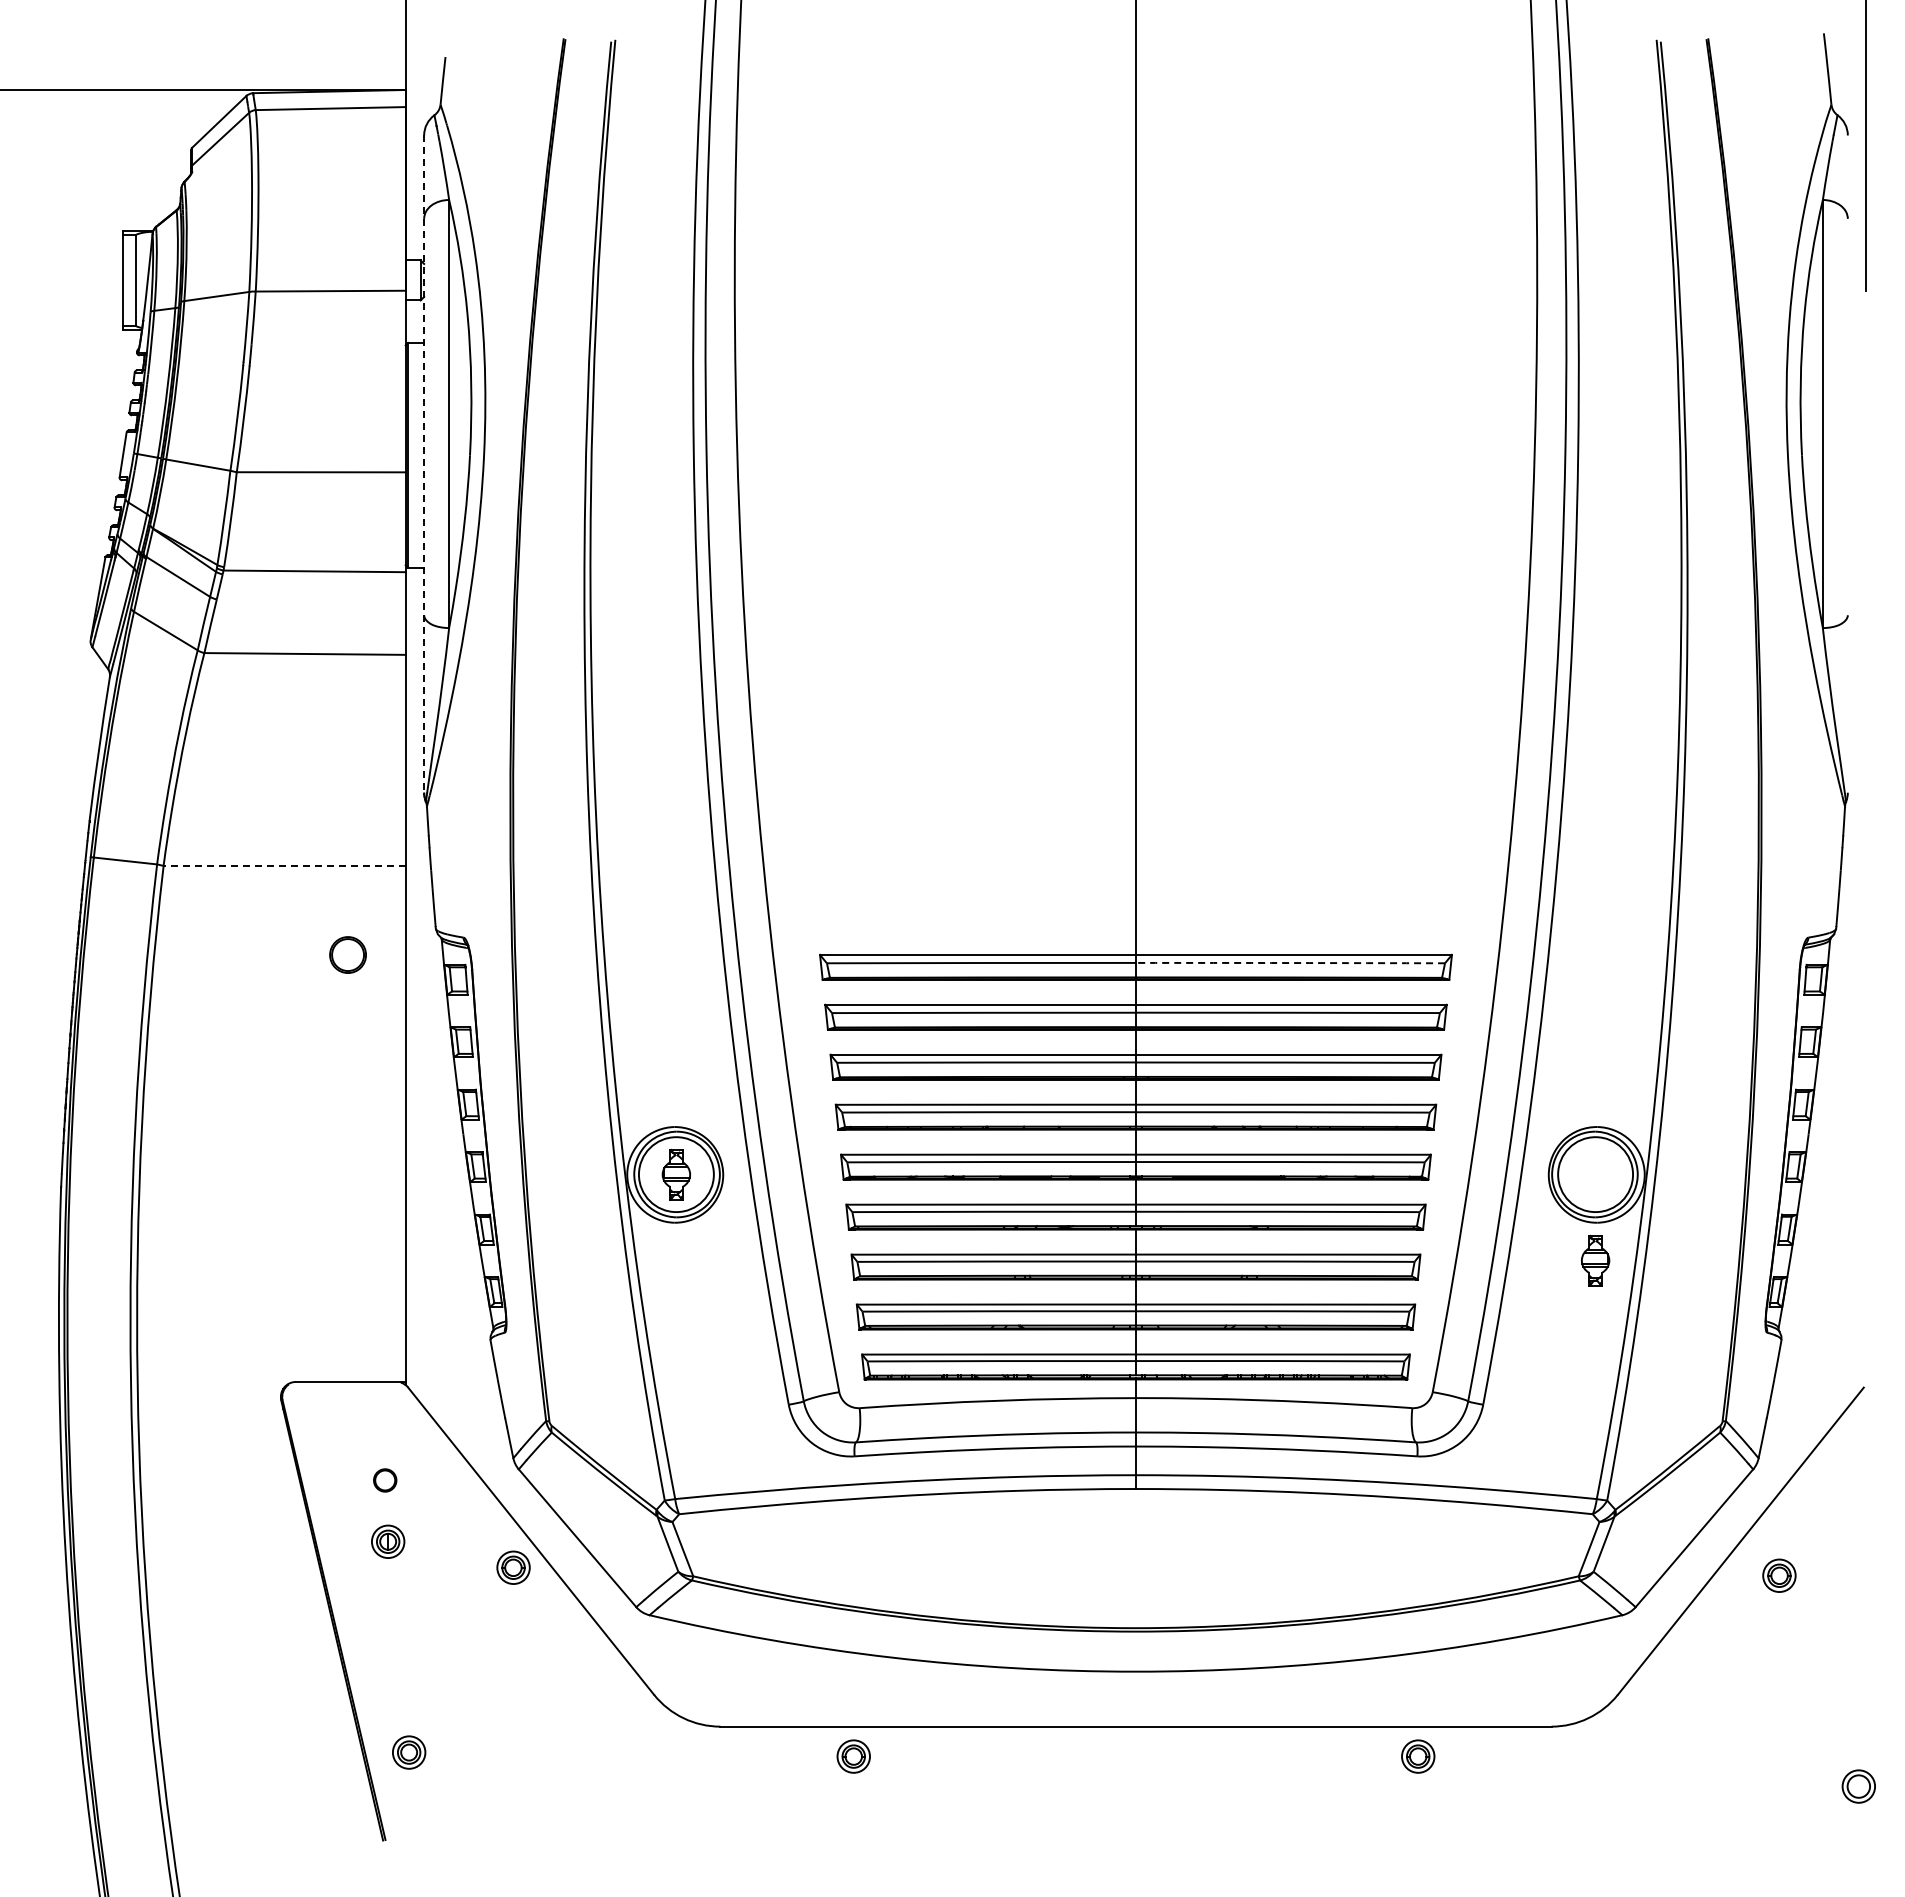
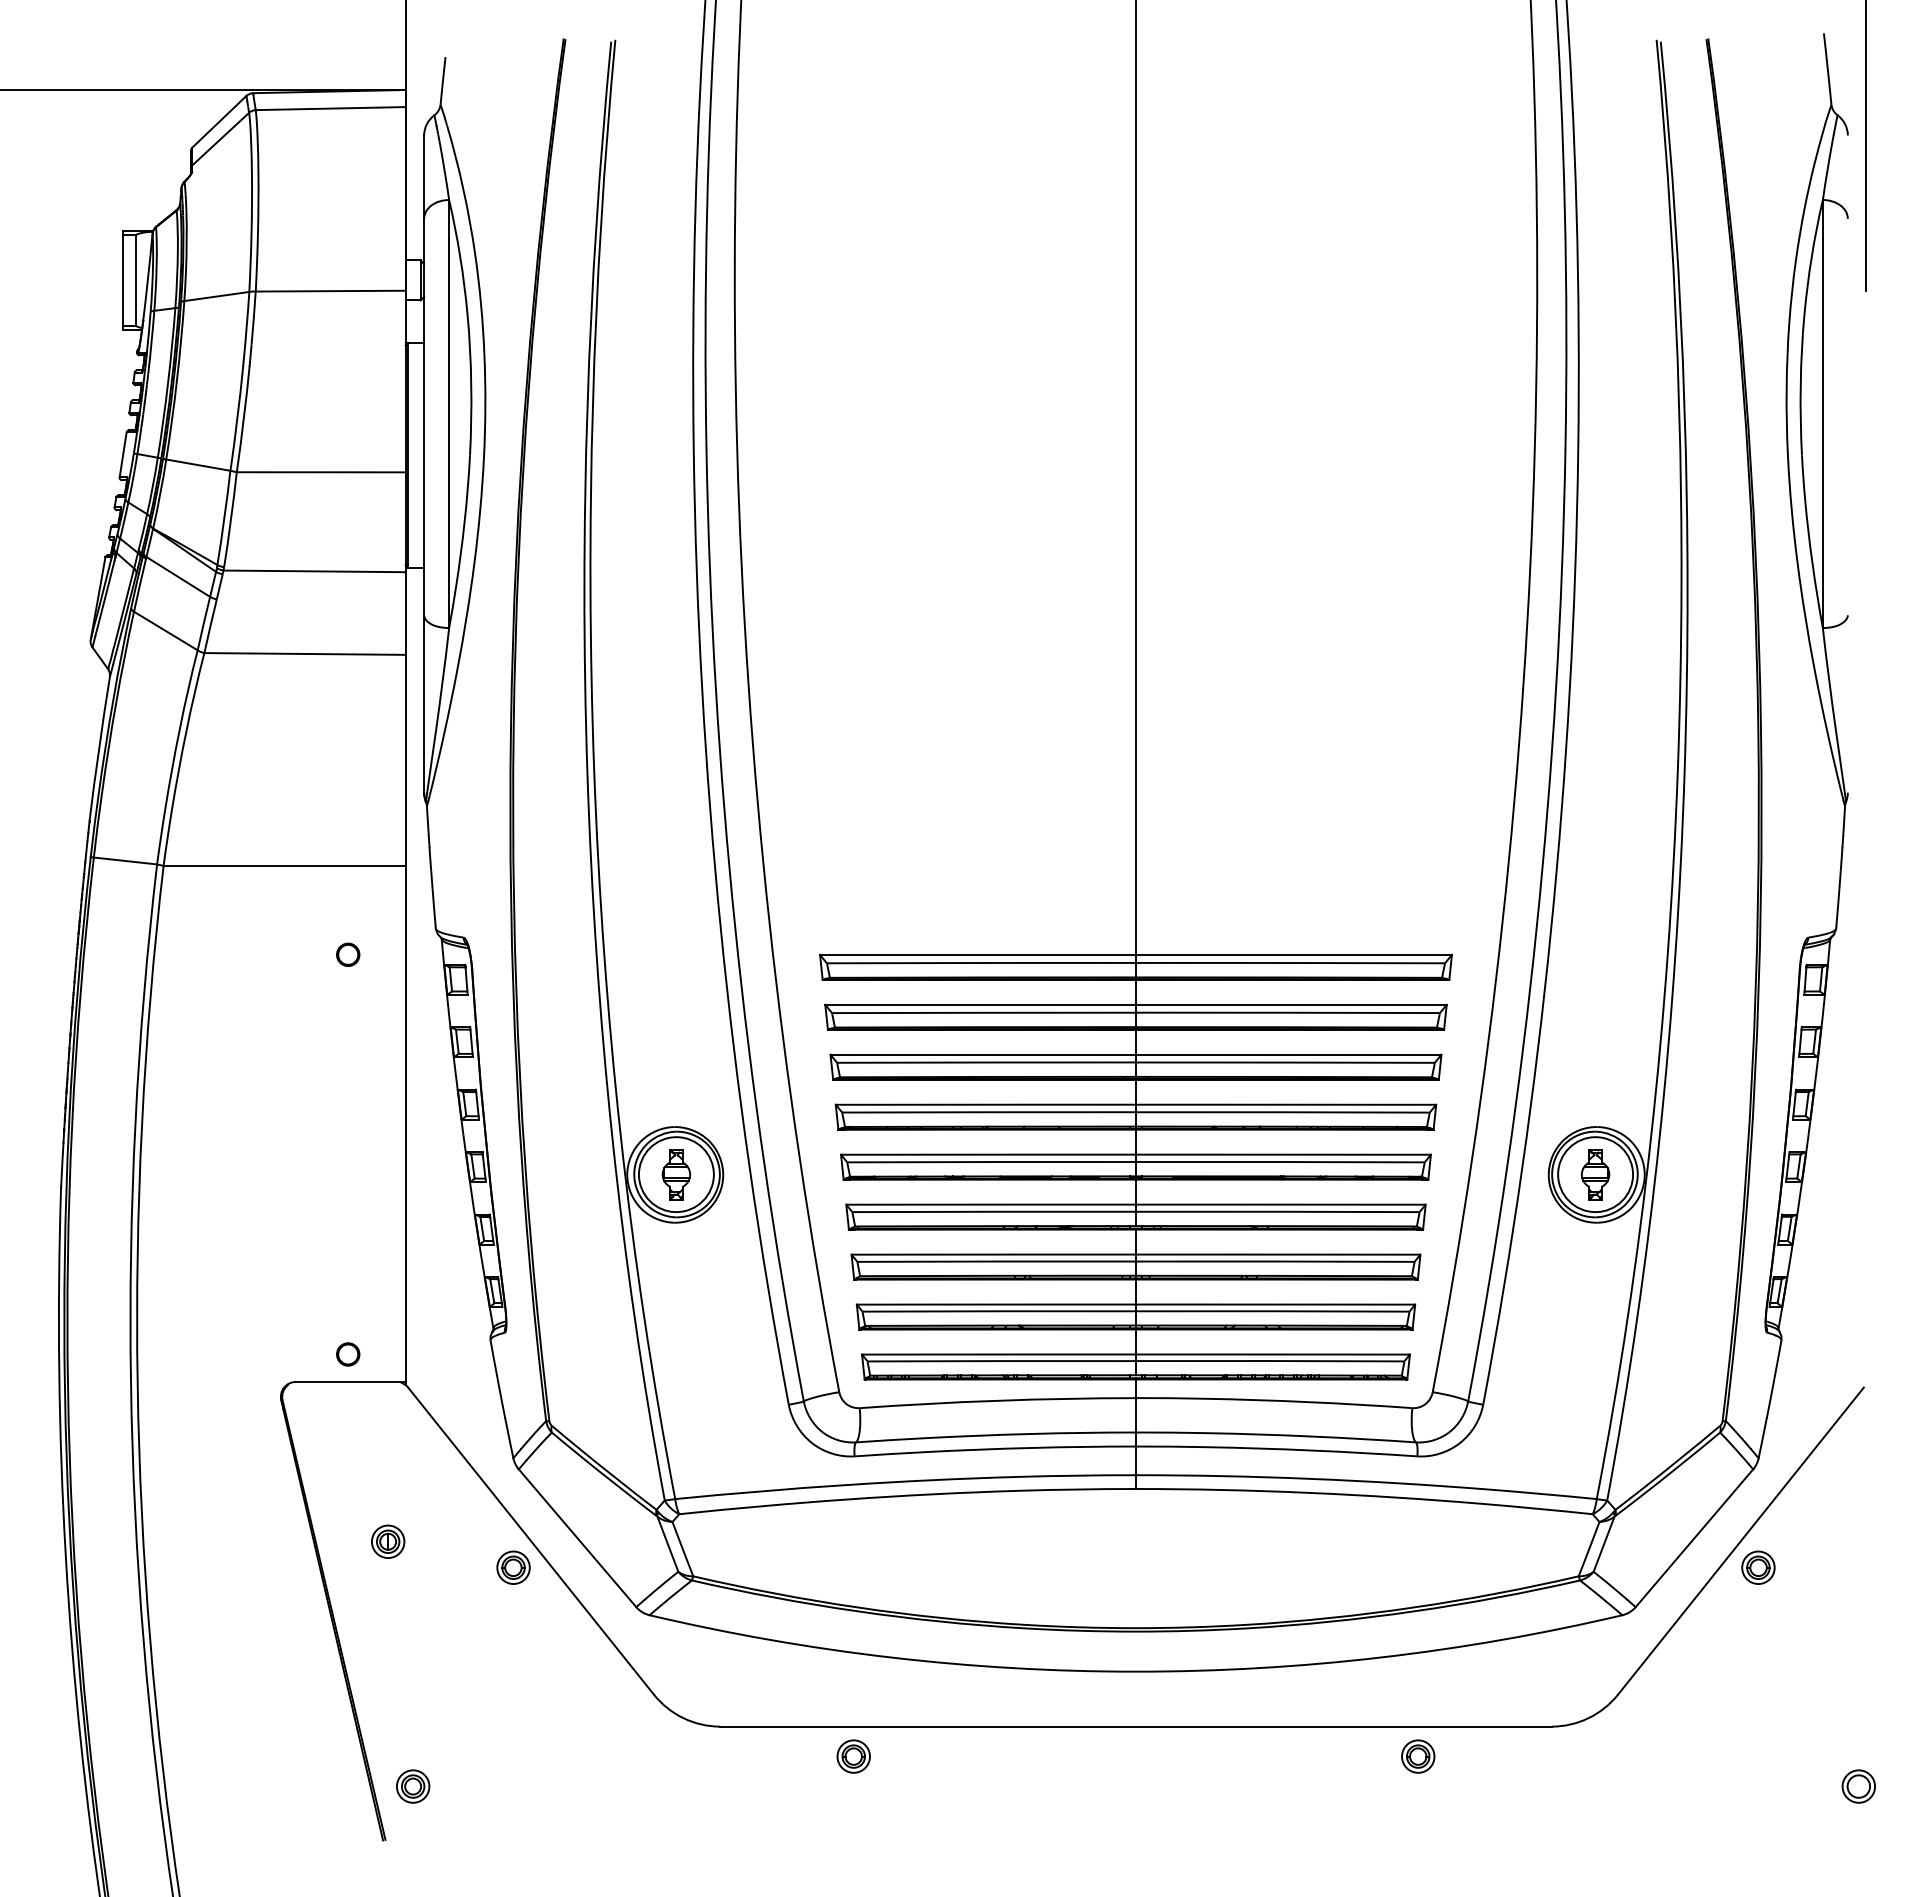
line: dashed -> solid (424, 464)
line: dashed -> solid (284, 865)
part size: 38x38 px -> 25x25 px (348, 954)
arc: dashed -> solid (1290, 963)
part position: (1595, 1260) -> (1595, 1174) (1595, 1174)
circle position: (385, 1480) -> (348, 1354) (348, 1354)
part position: (1779, 1575) -> (1758, 1567) (1758, 1567)
part position: (409, 1752) -> (413, 1786) (413, 1786)
